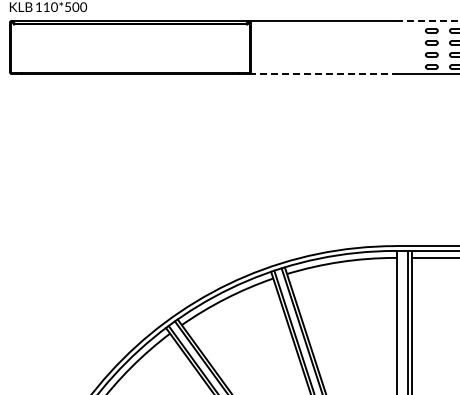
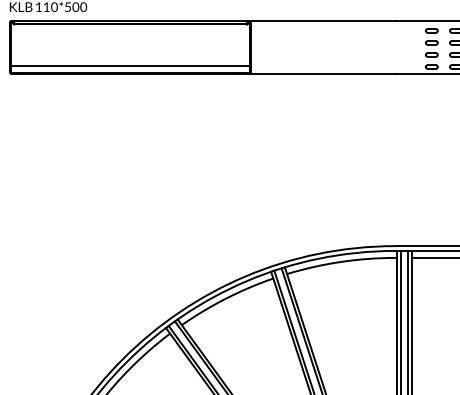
line: dashed -> solid (427, 20)
line: none -> present (130, 65)
line: dashed -> solid (323, 74)
line: none -> present (400, 320)
